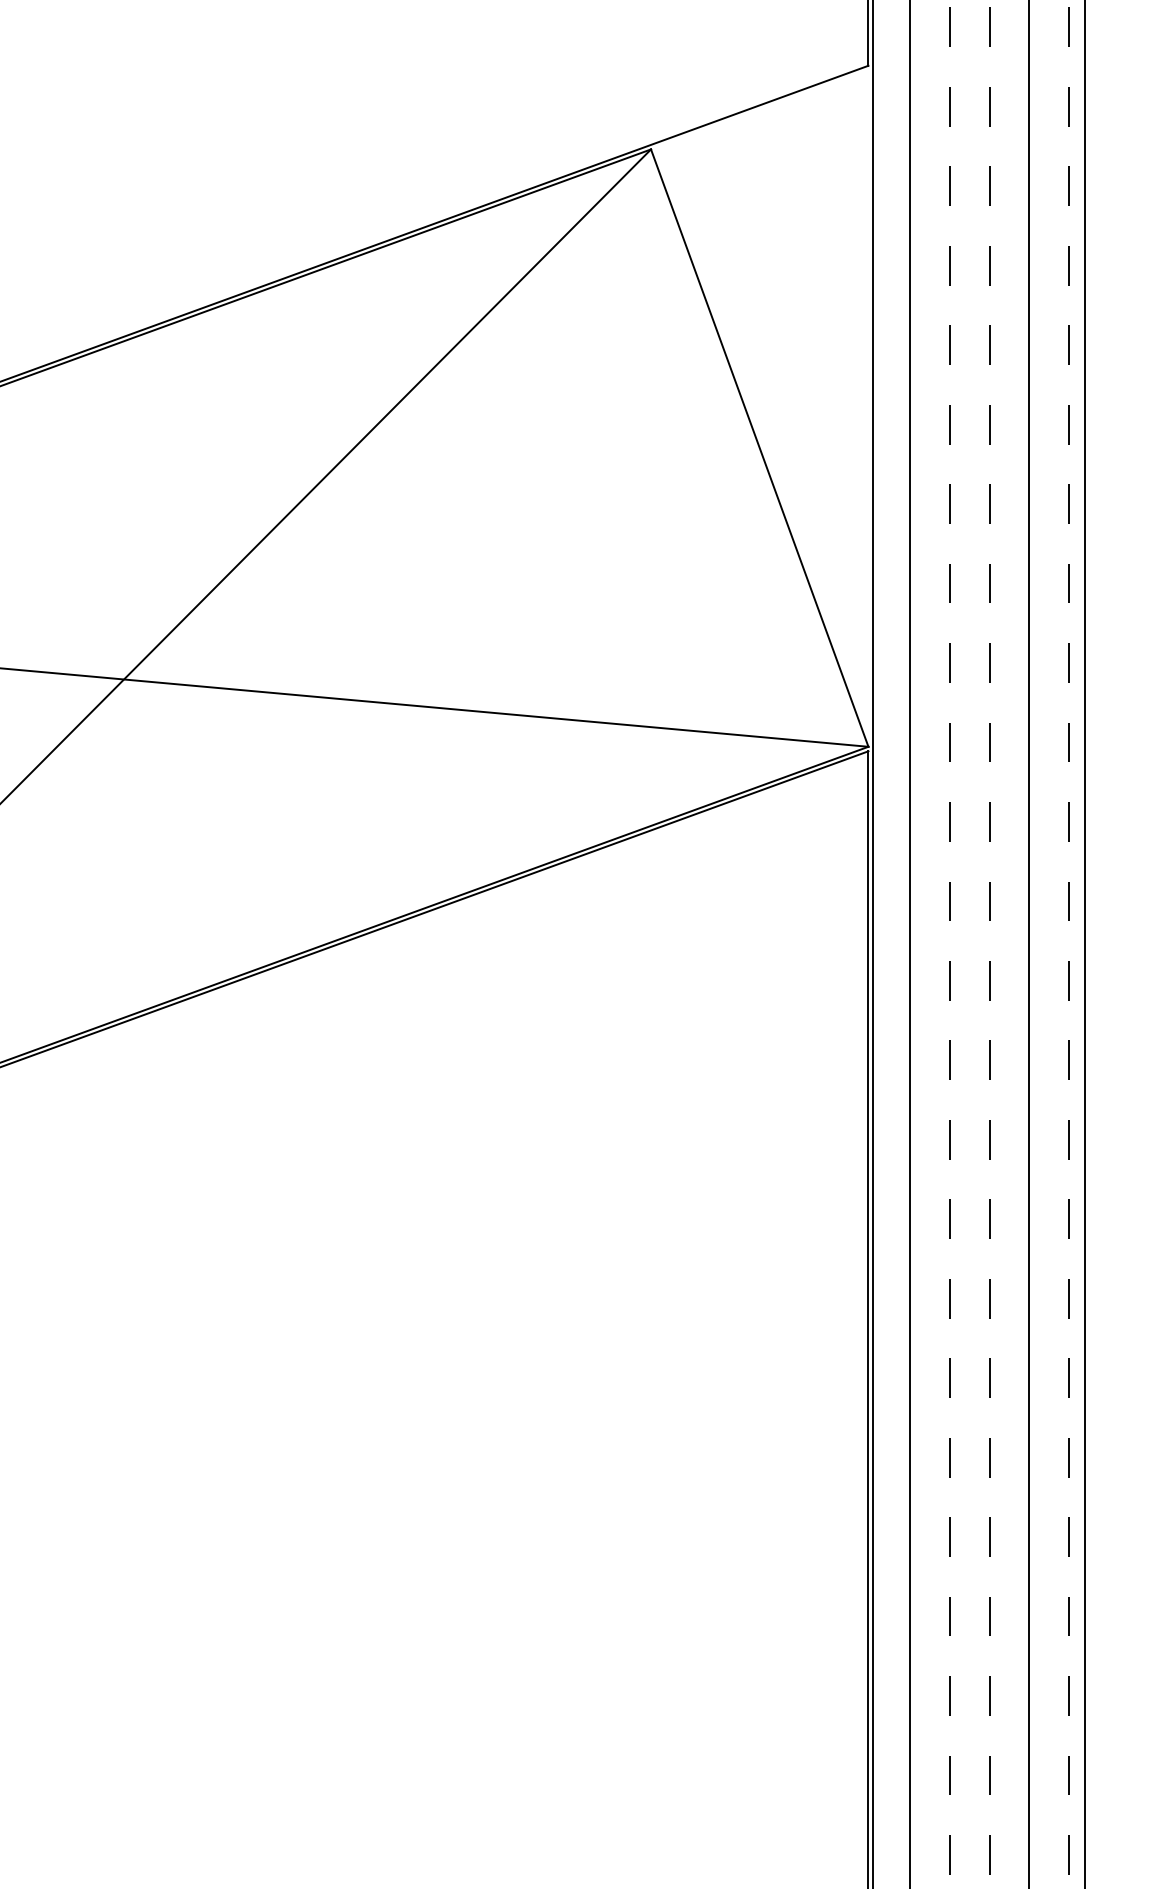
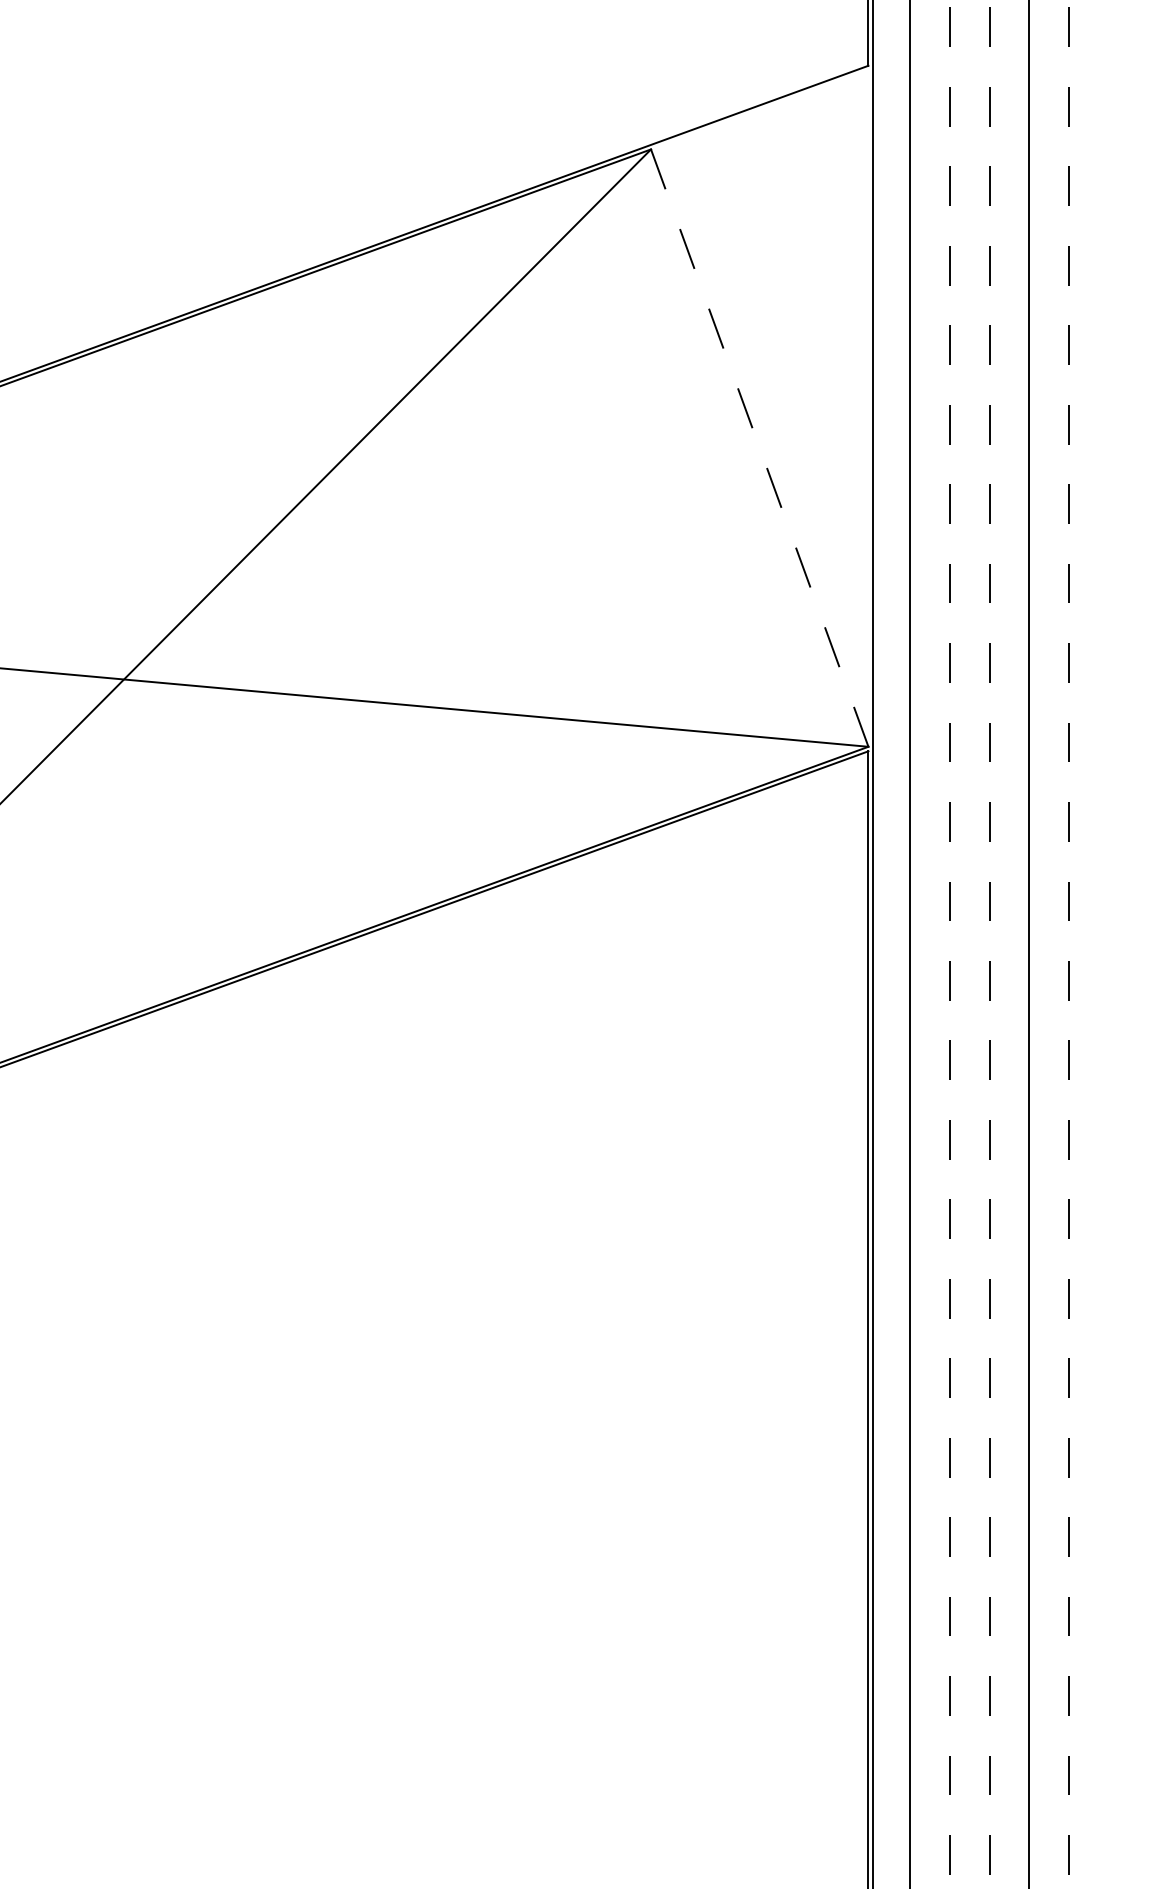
line: solid -> dashed (759, 448)
line: present -> none (1084, 943)
